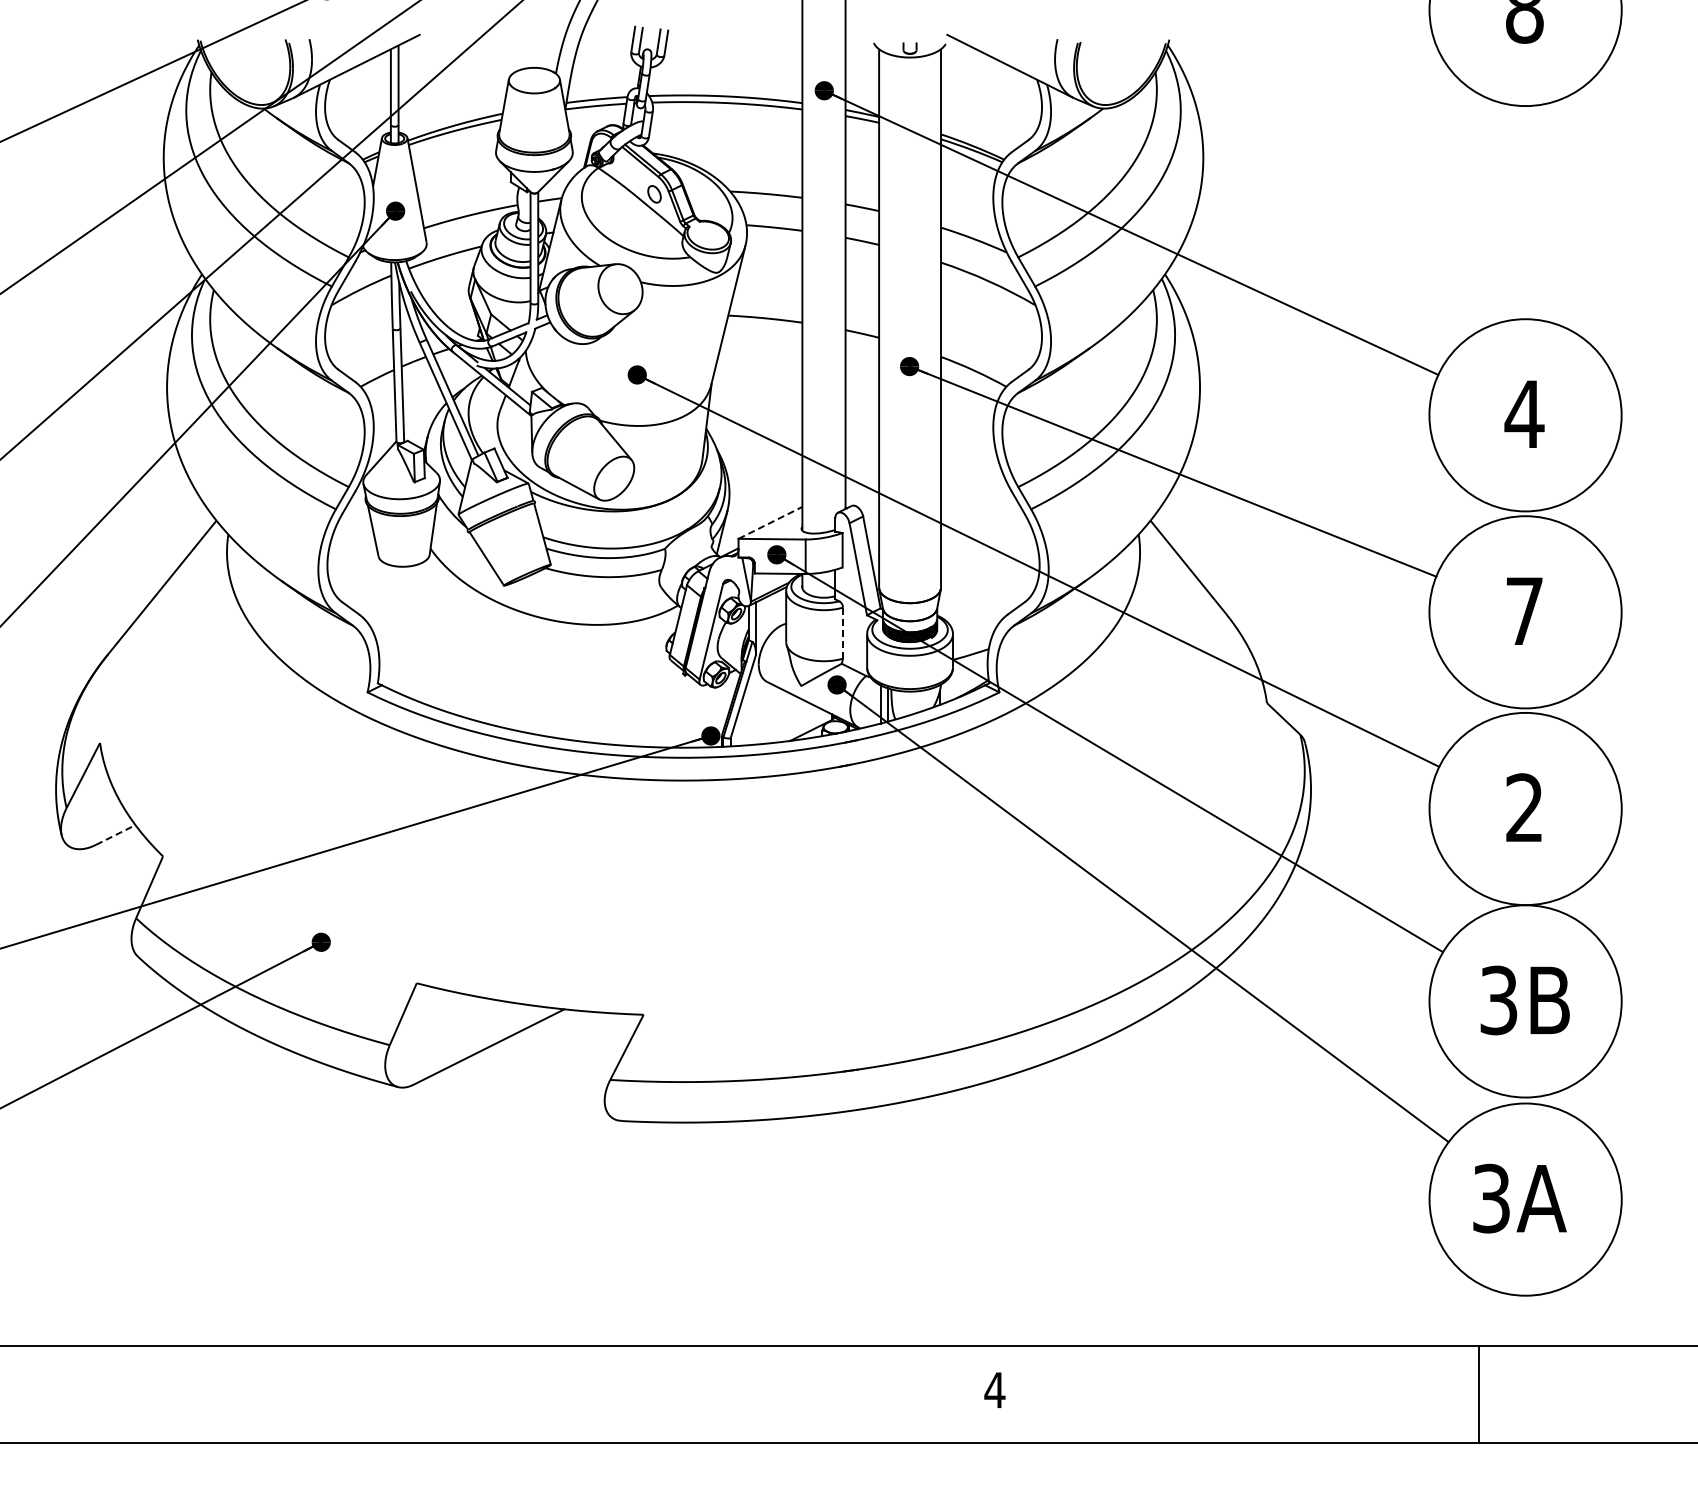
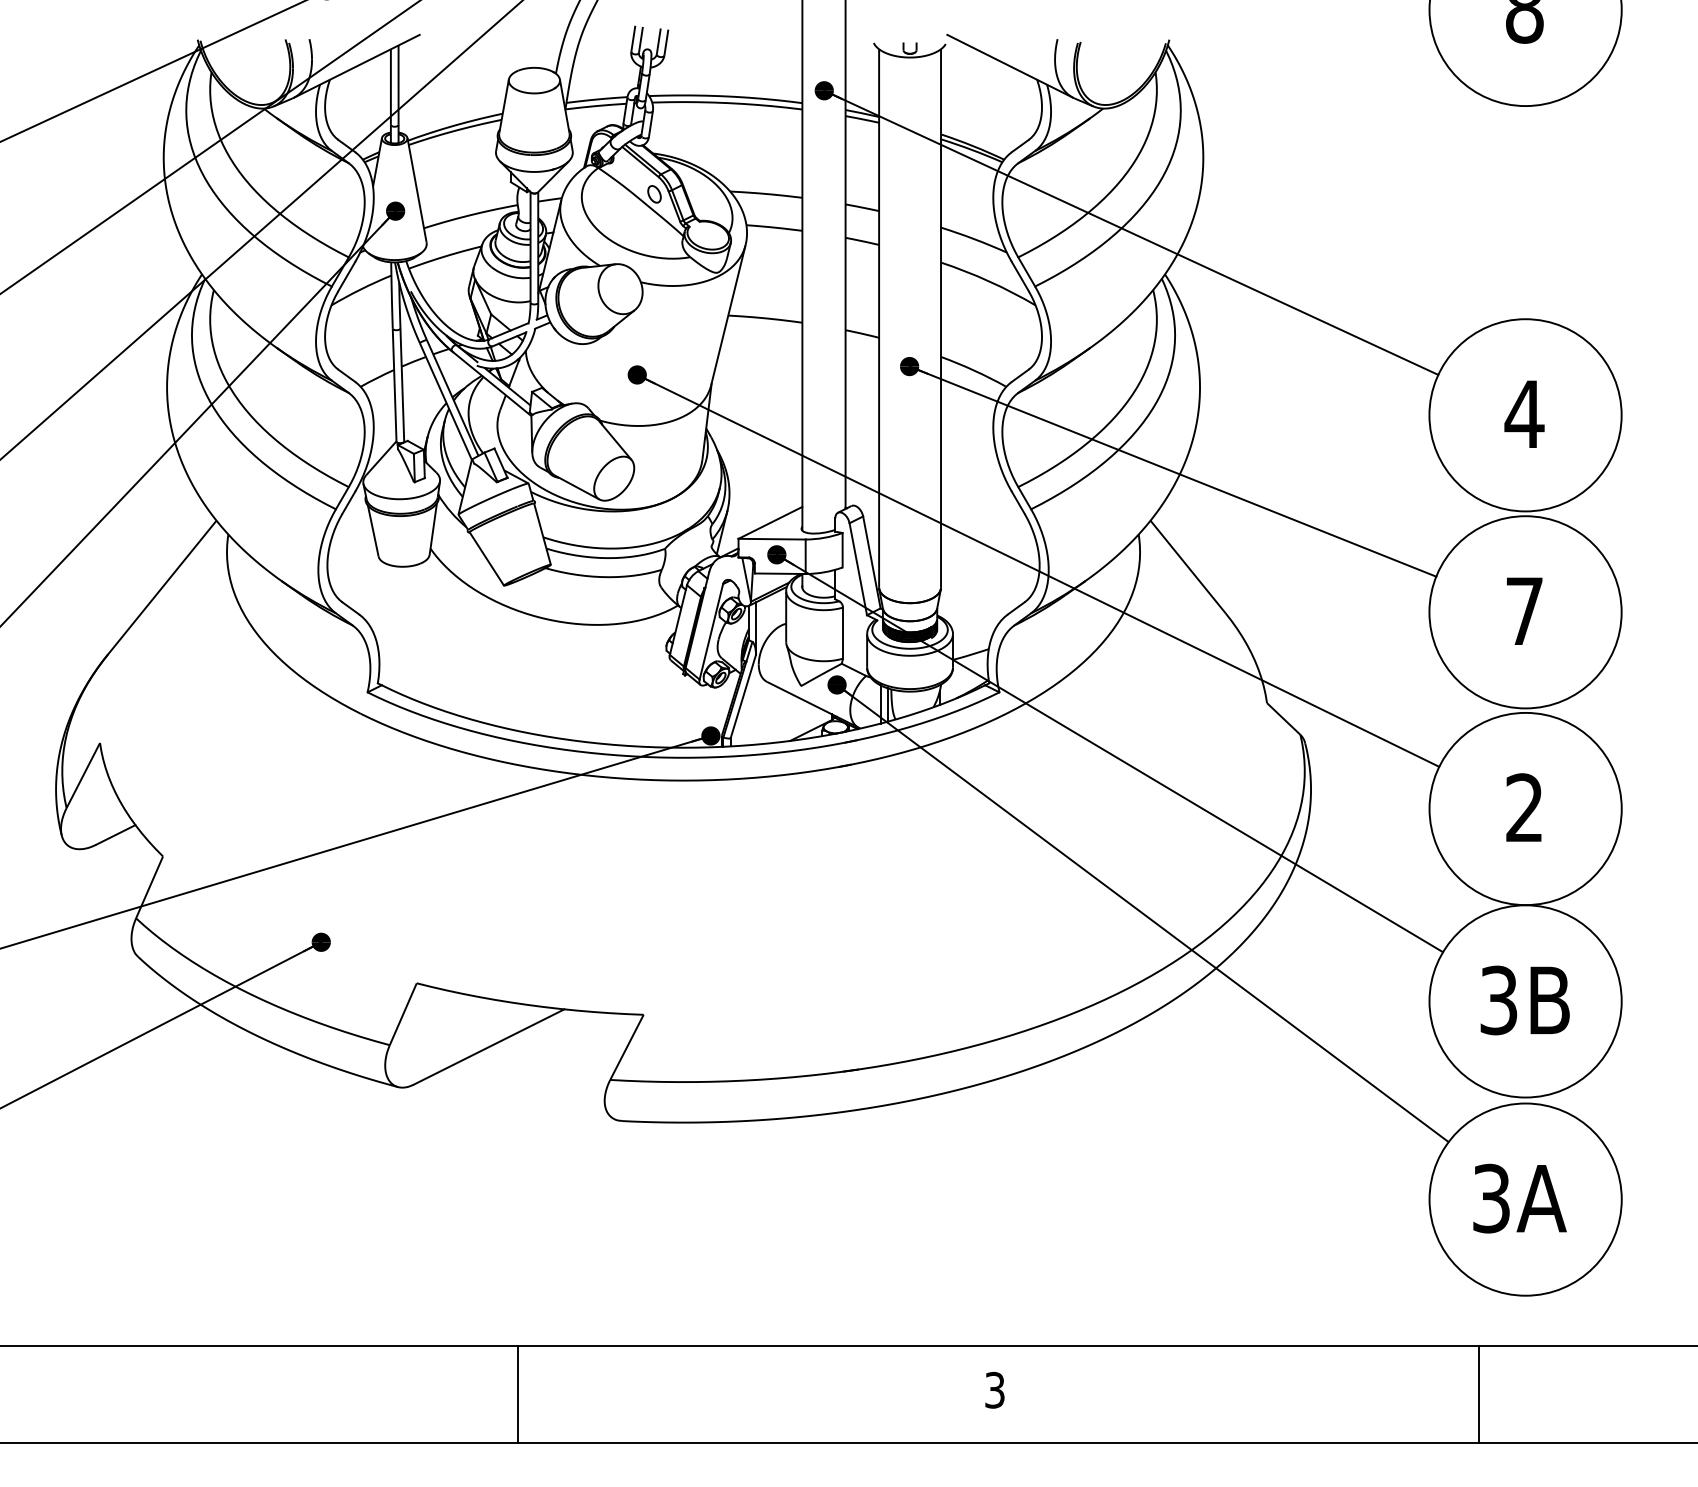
line: dashed -> solid (770, 522)
line: dashed -> solid (843, 633)
line: dashed -> solid (115, 834)
text: 4 -> 3 (994, 1389)
line: none -> present (517, 1394)
